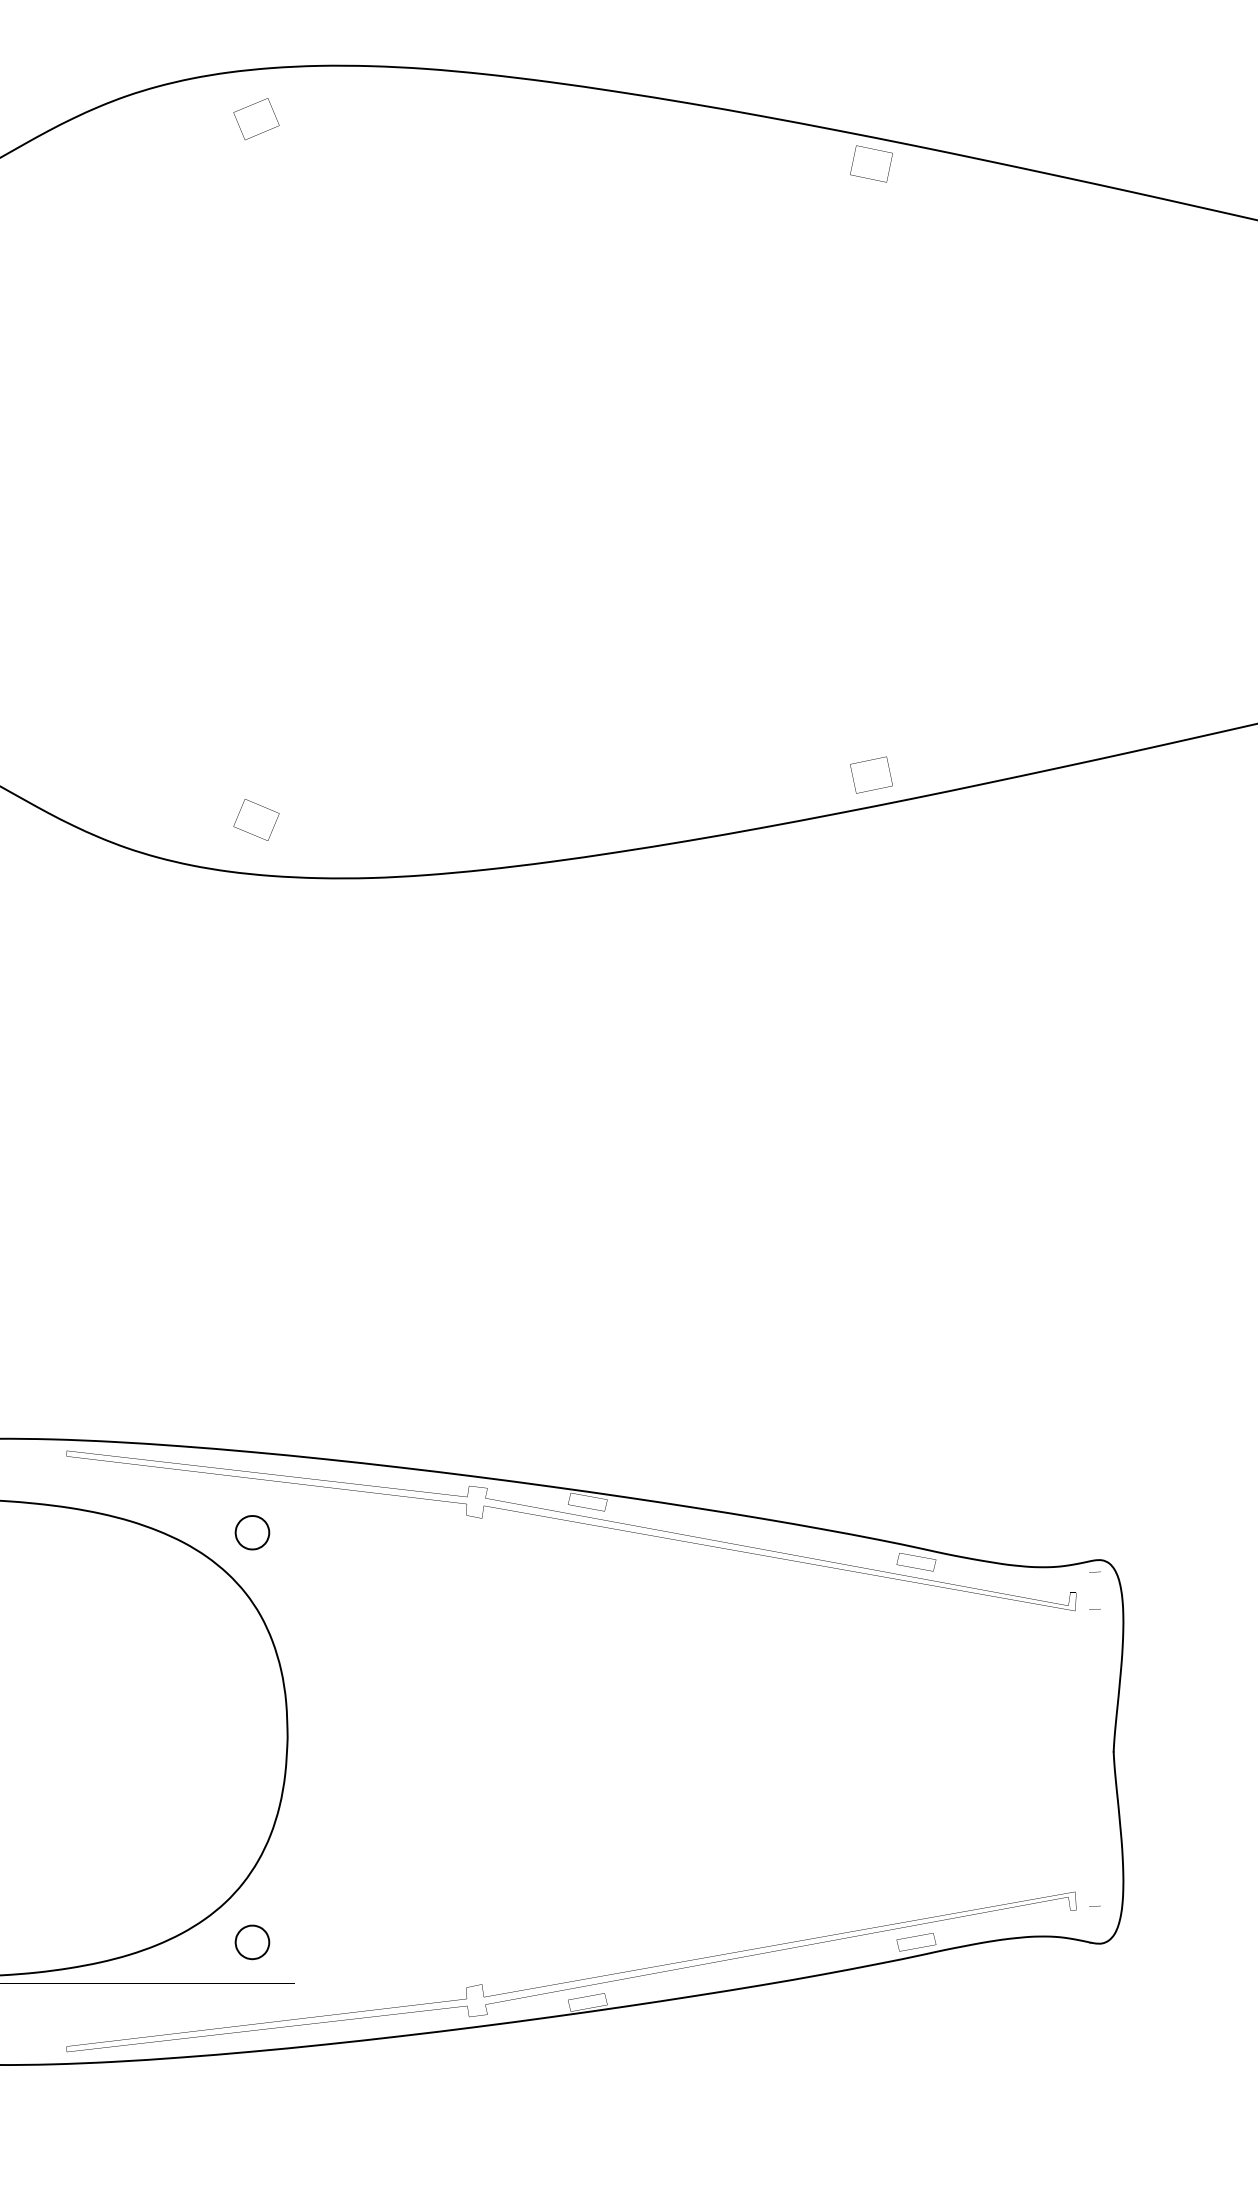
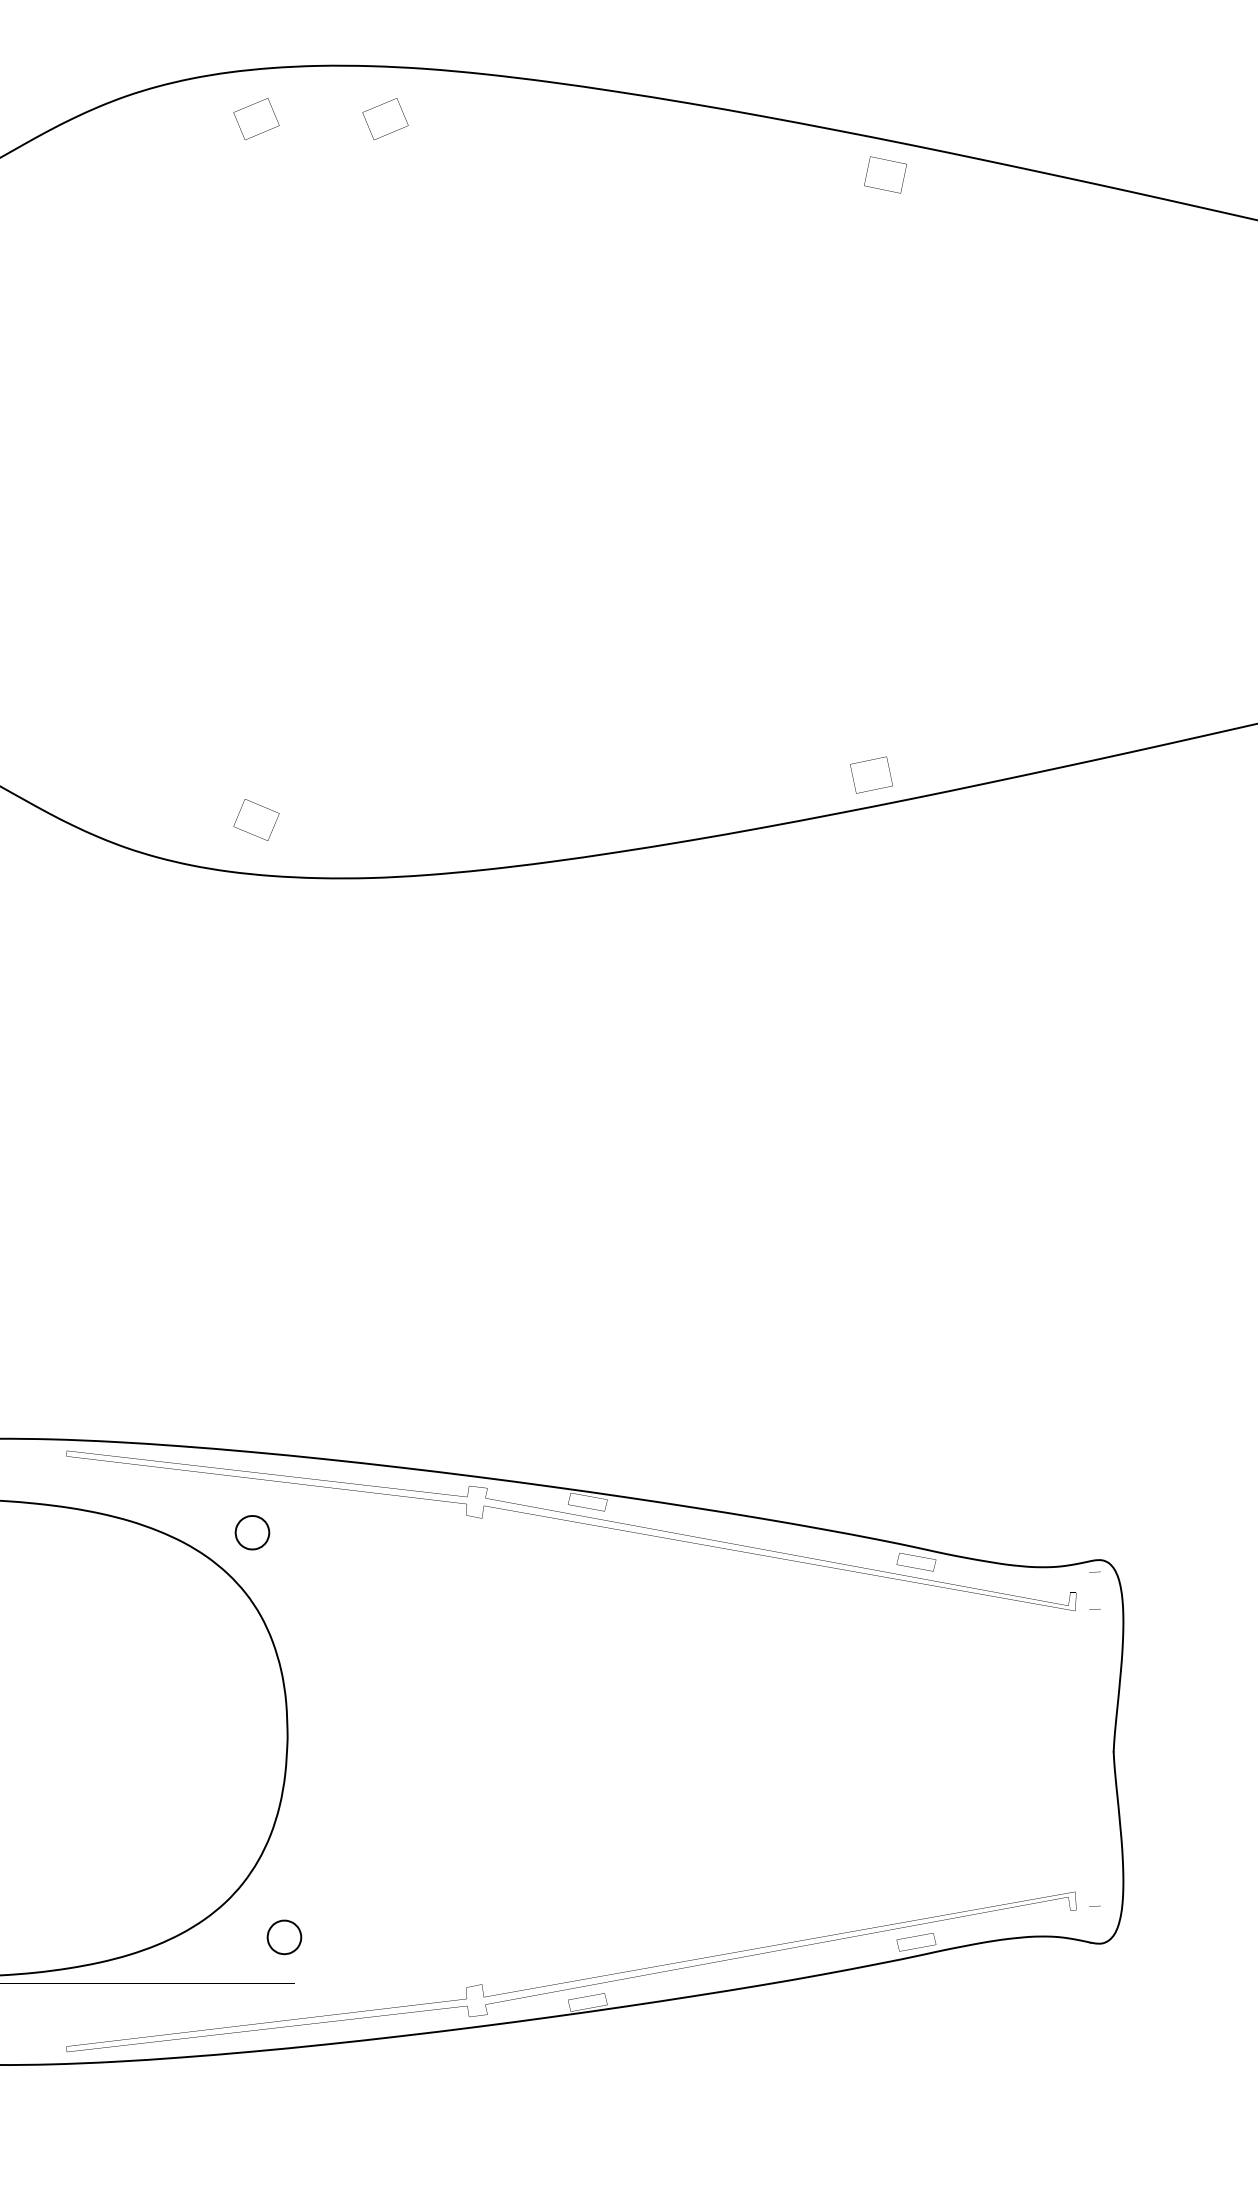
part: none -> present (385, 119)
part position: (871, 163) -> (885, 174) (885, 174)
part position: (252, 1942) -> (284, 1937) (284, 1937)
